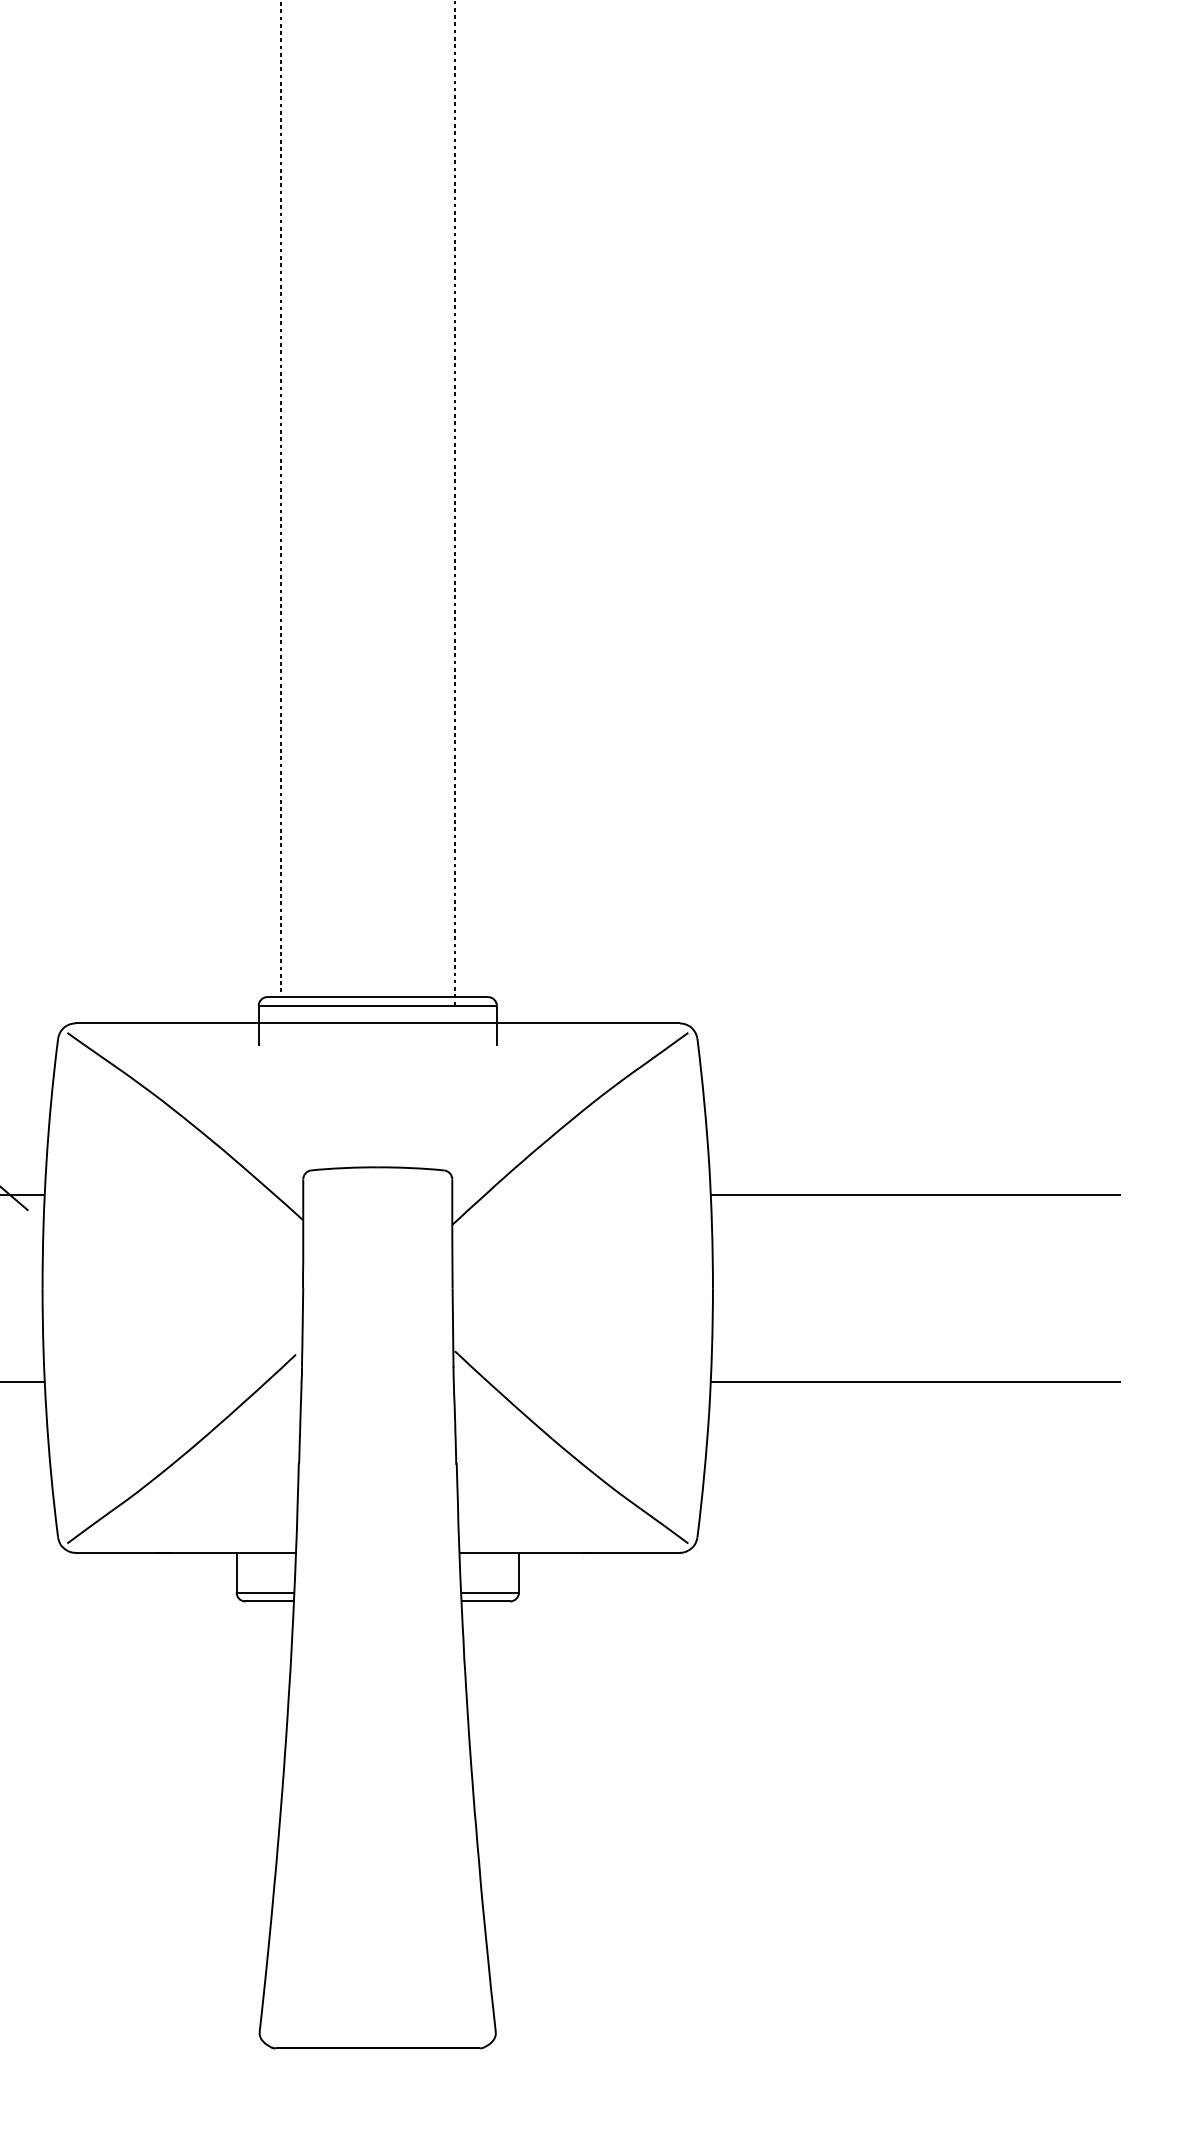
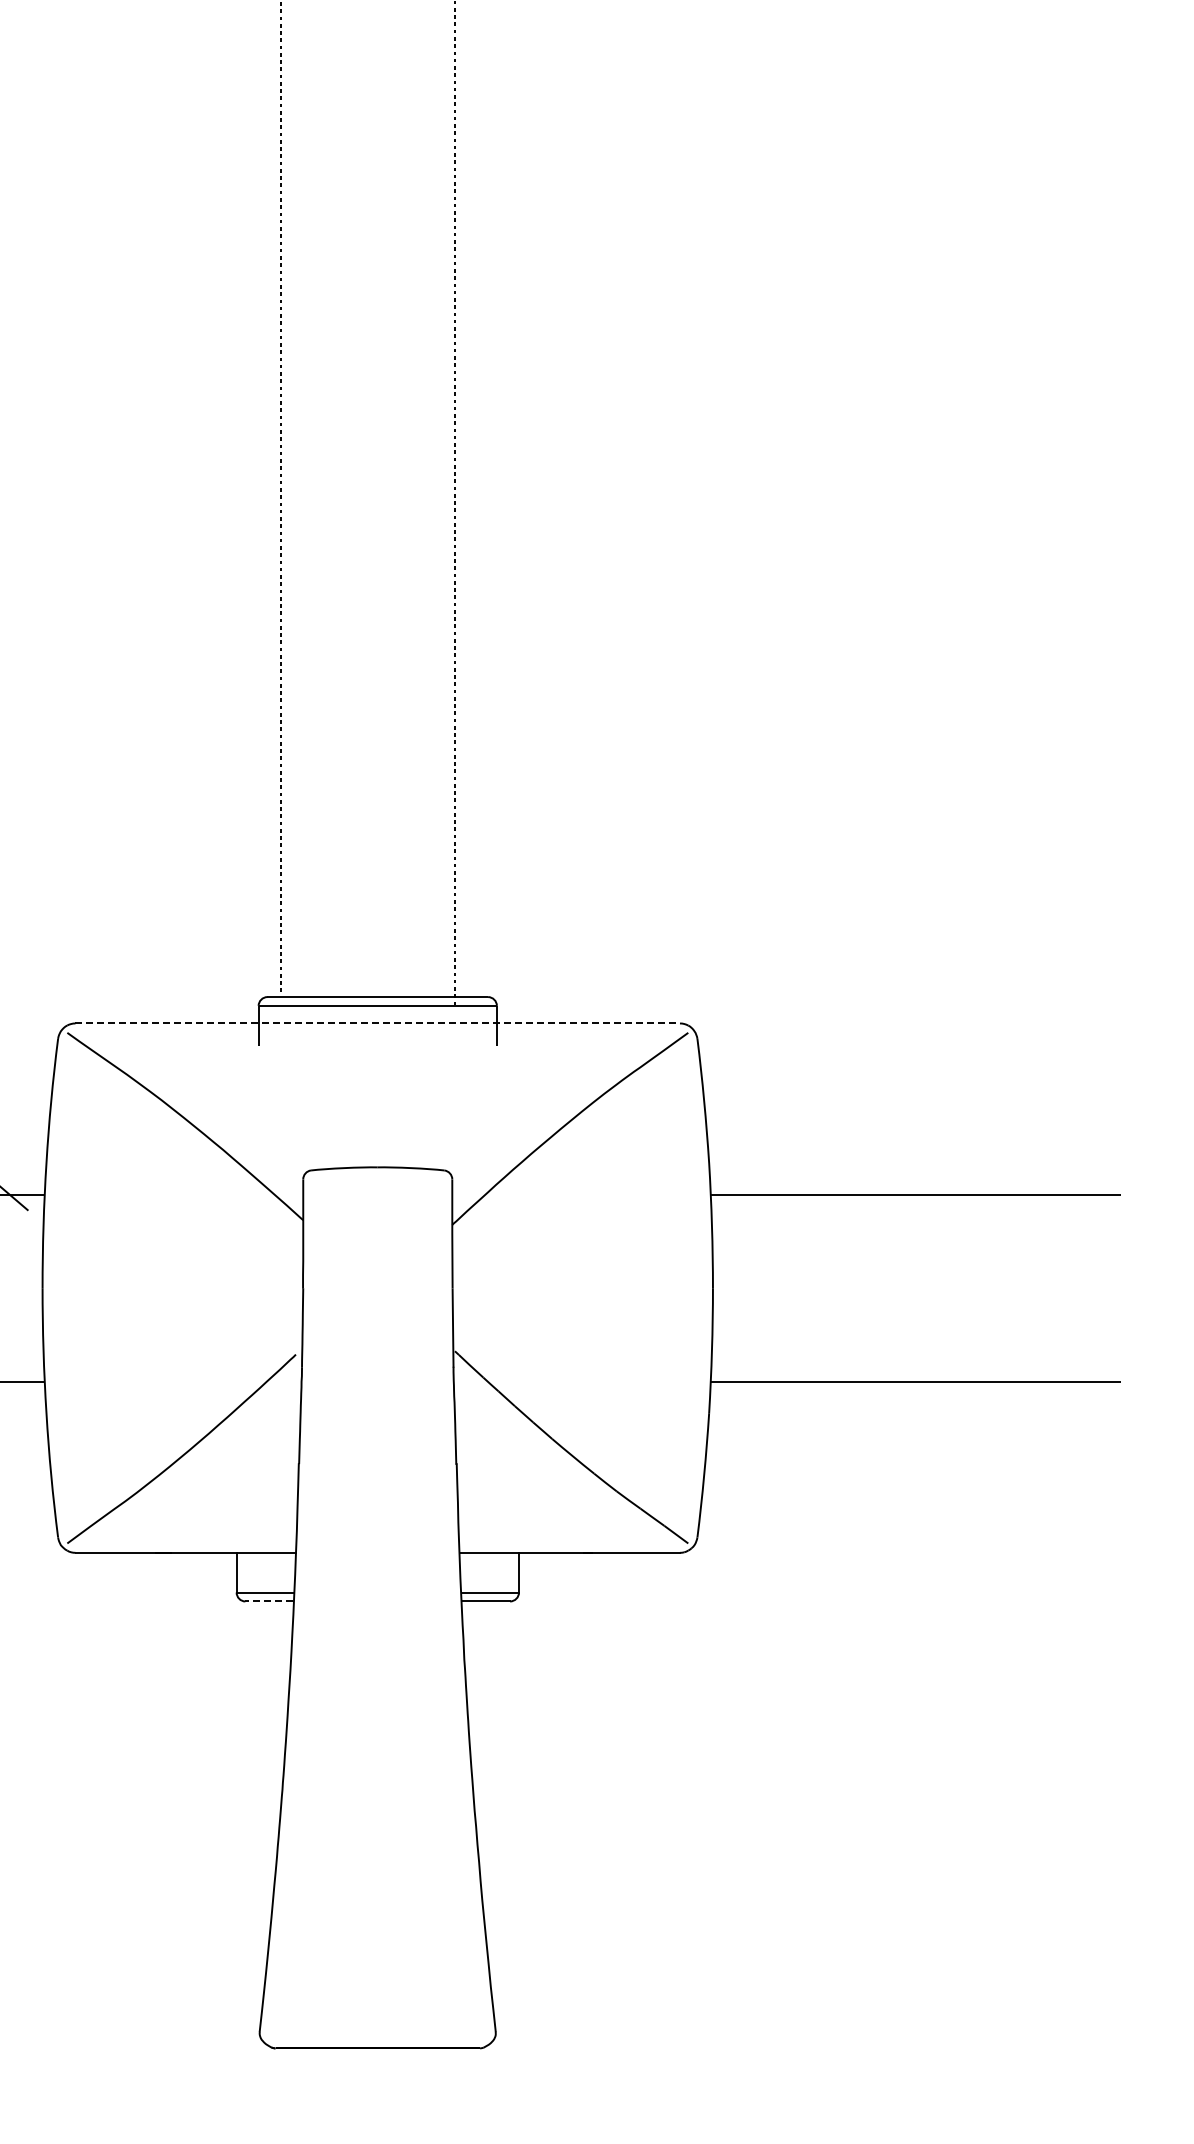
line: solid -> dashed (378, 1022)
line: solid -> dashed (269, 1601)
